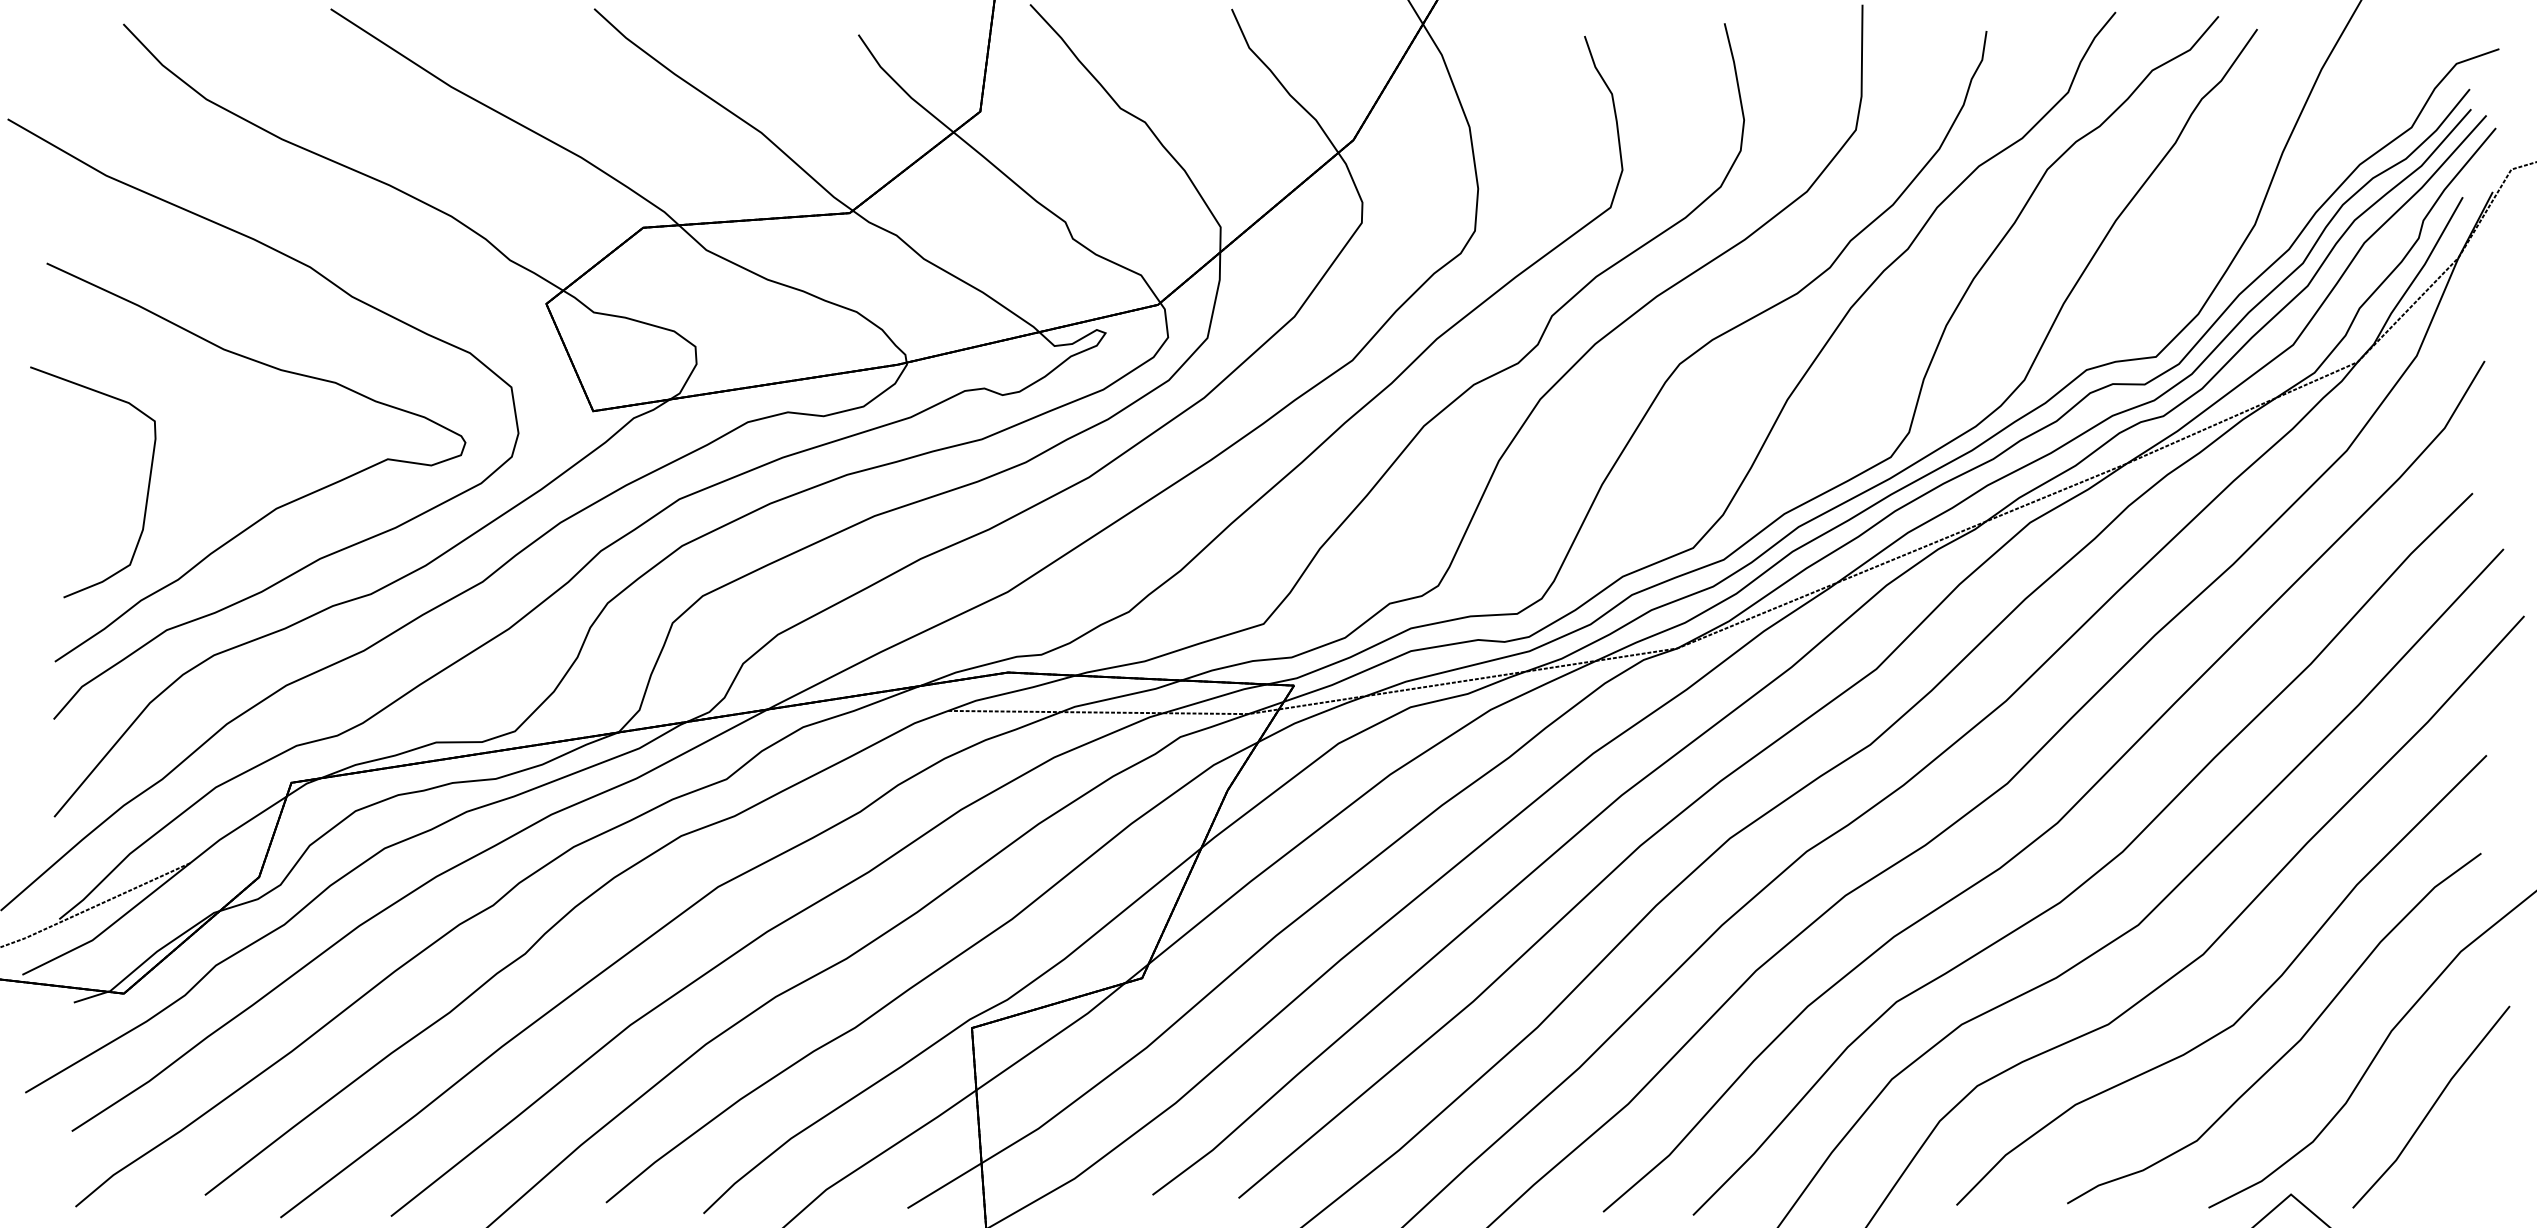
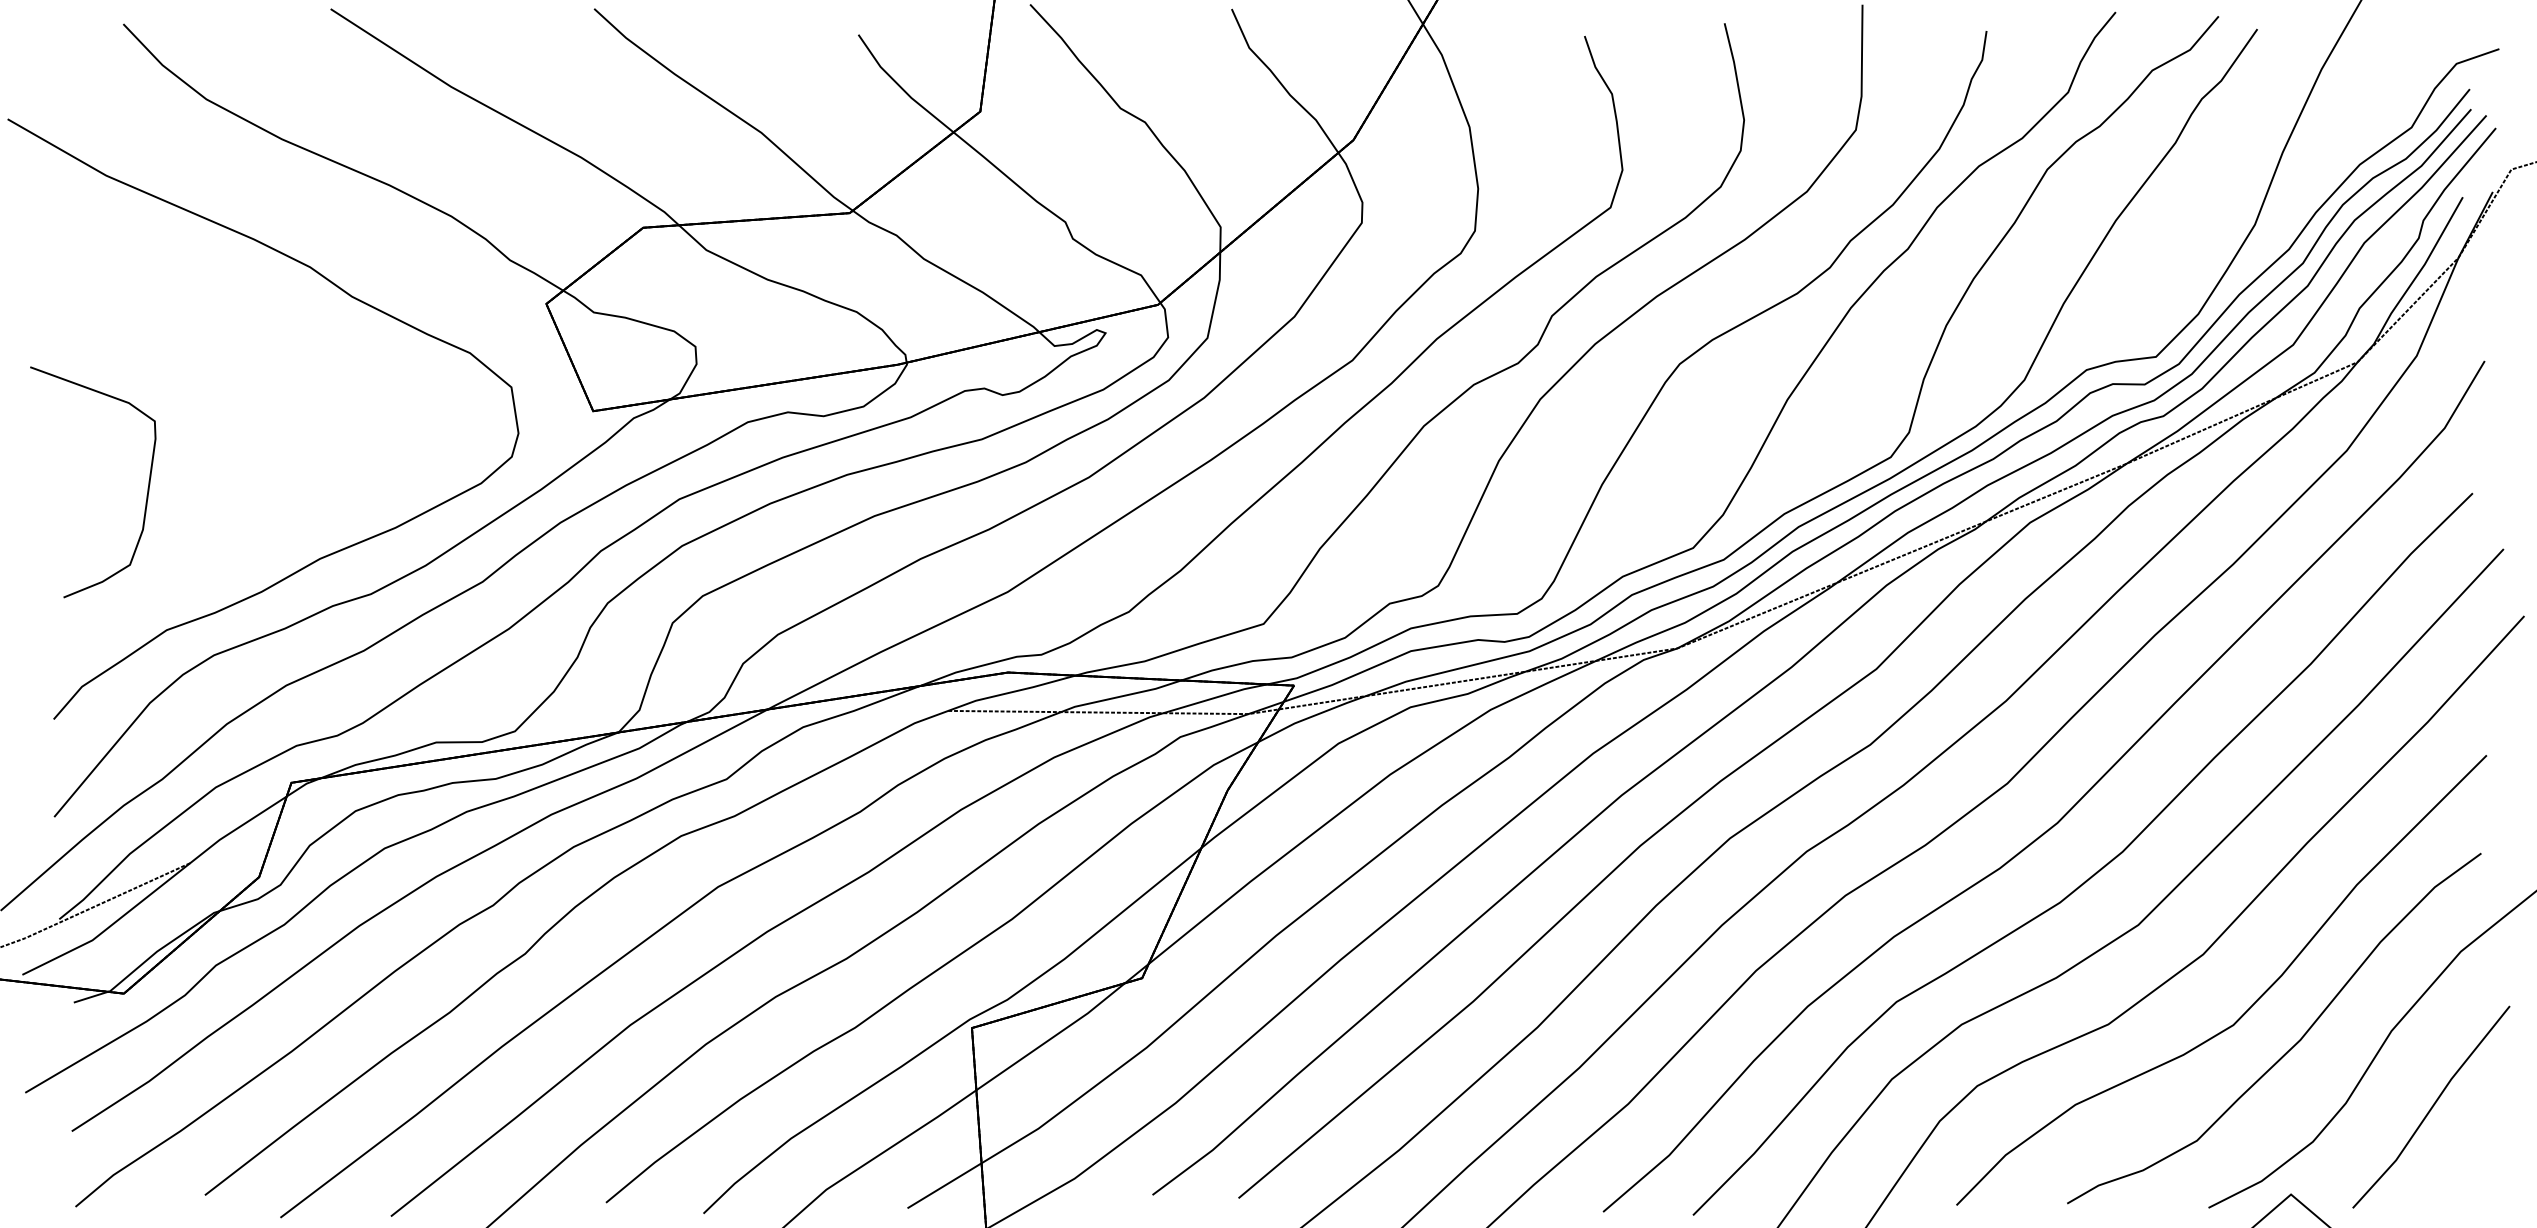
part: present -> none (278, 506)
